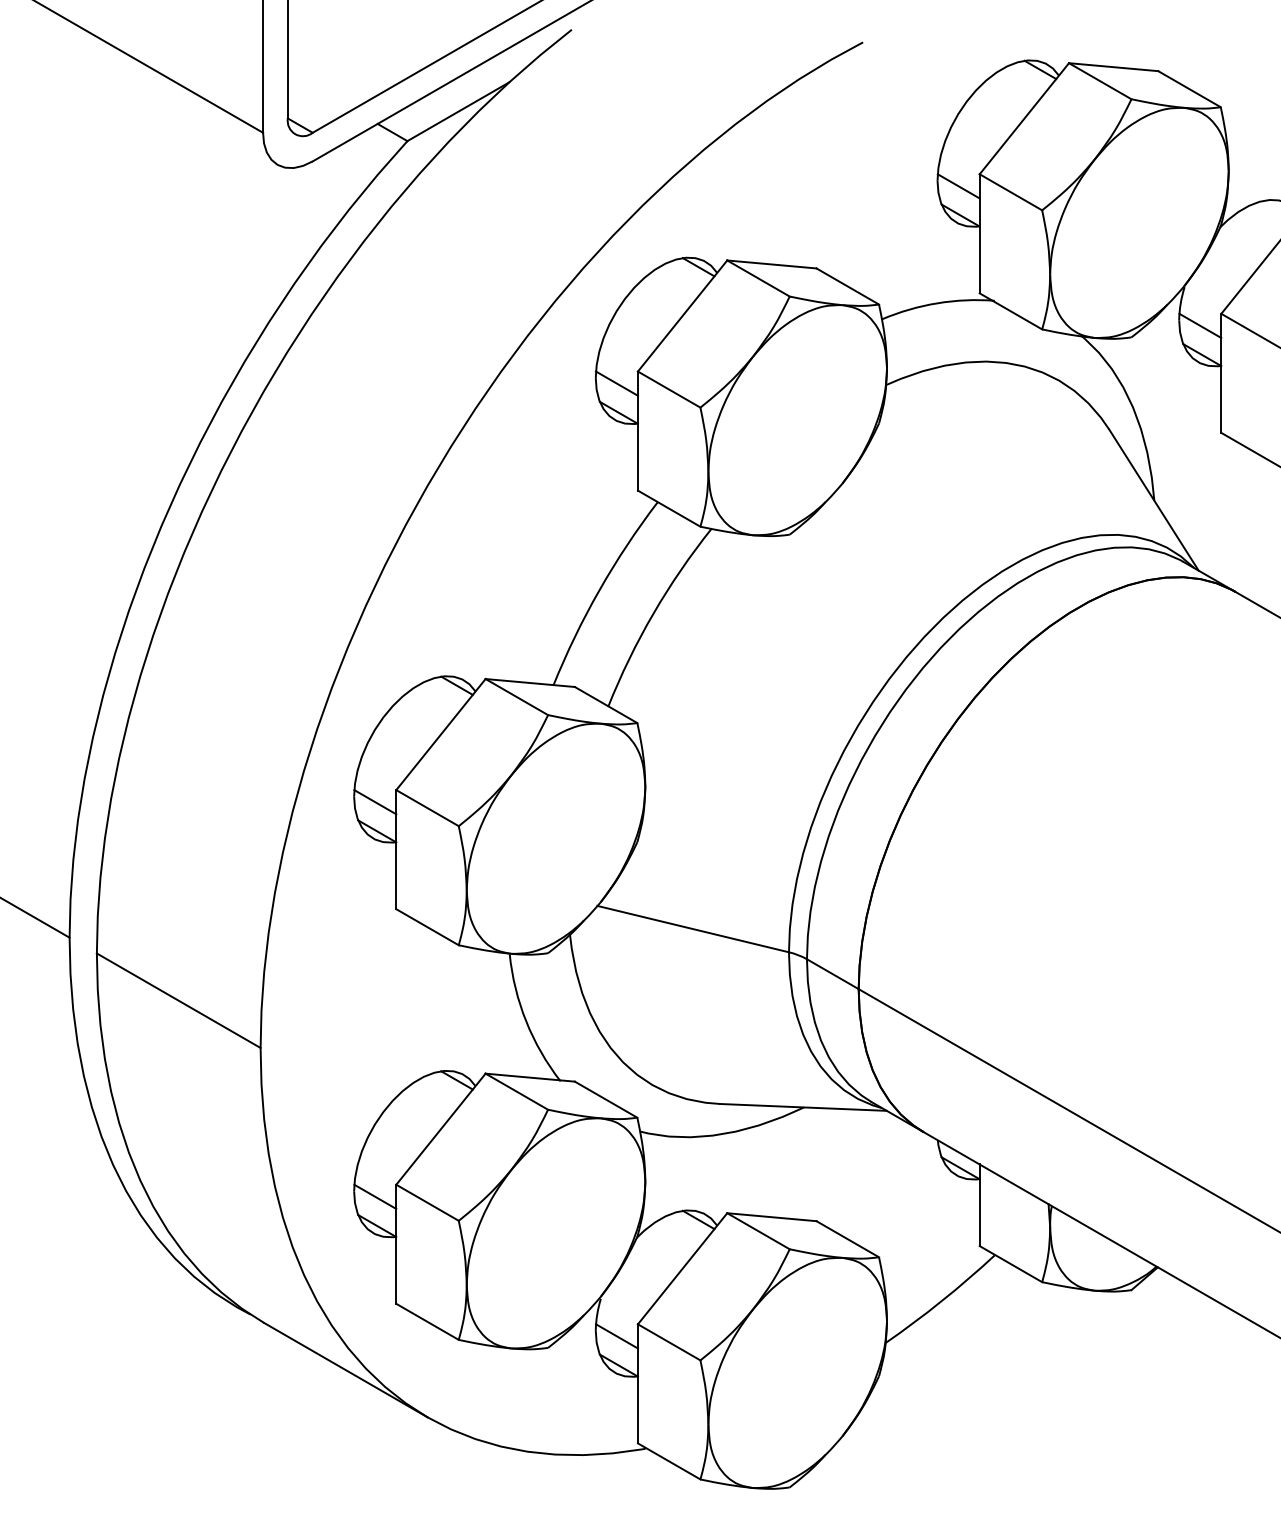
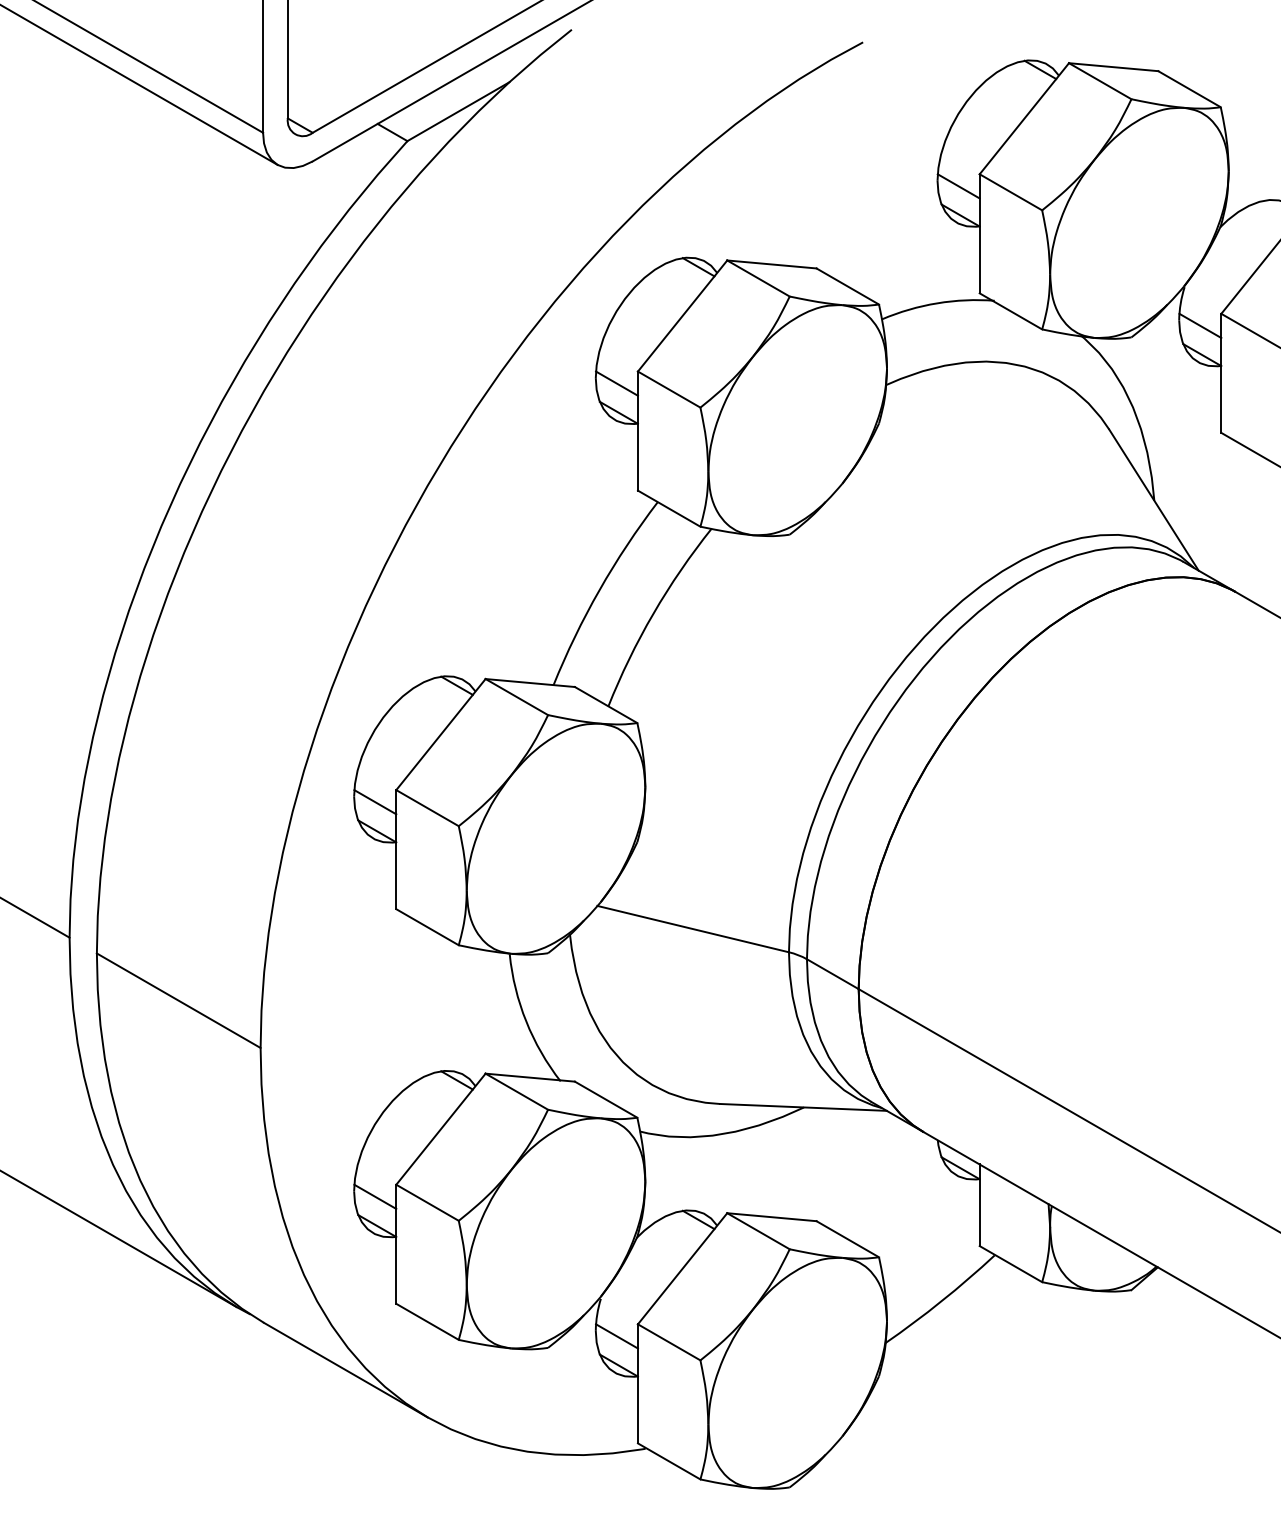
line: none -> present (139, 84)
line: none -> present (119, 1239)
